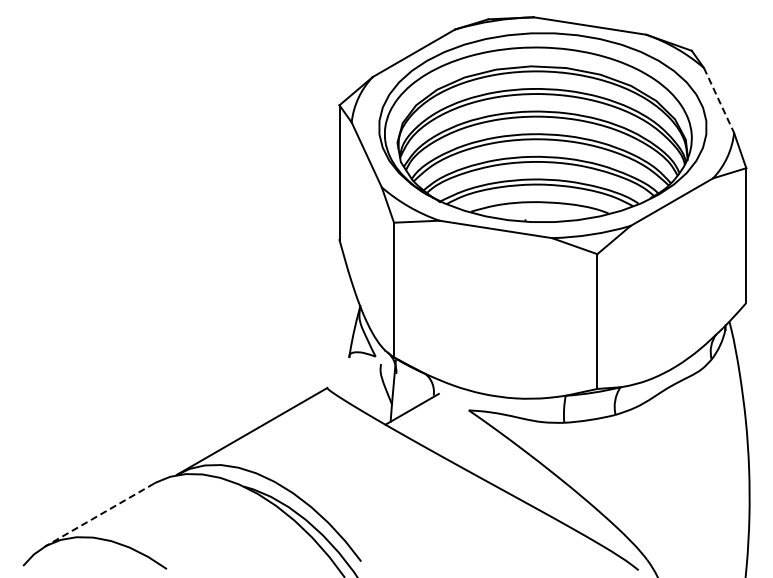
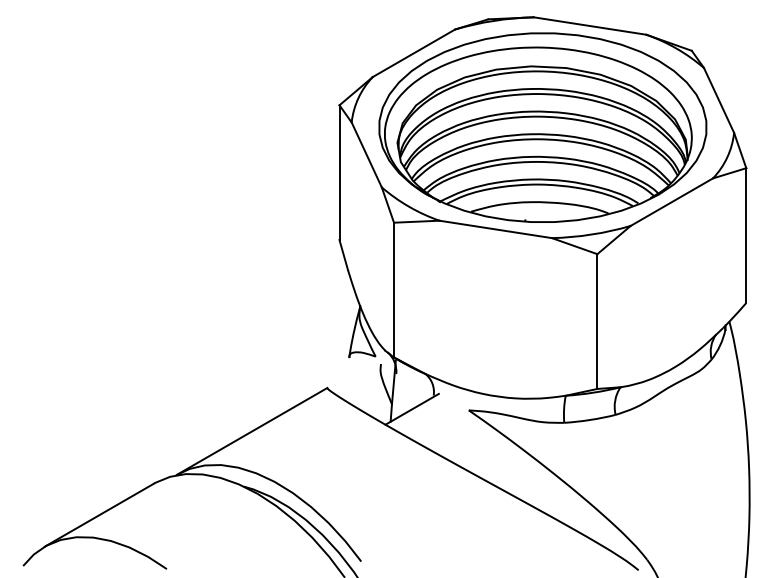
line: dashed -> solid (719, 100)
line: dashed -> solid (99, 515)
